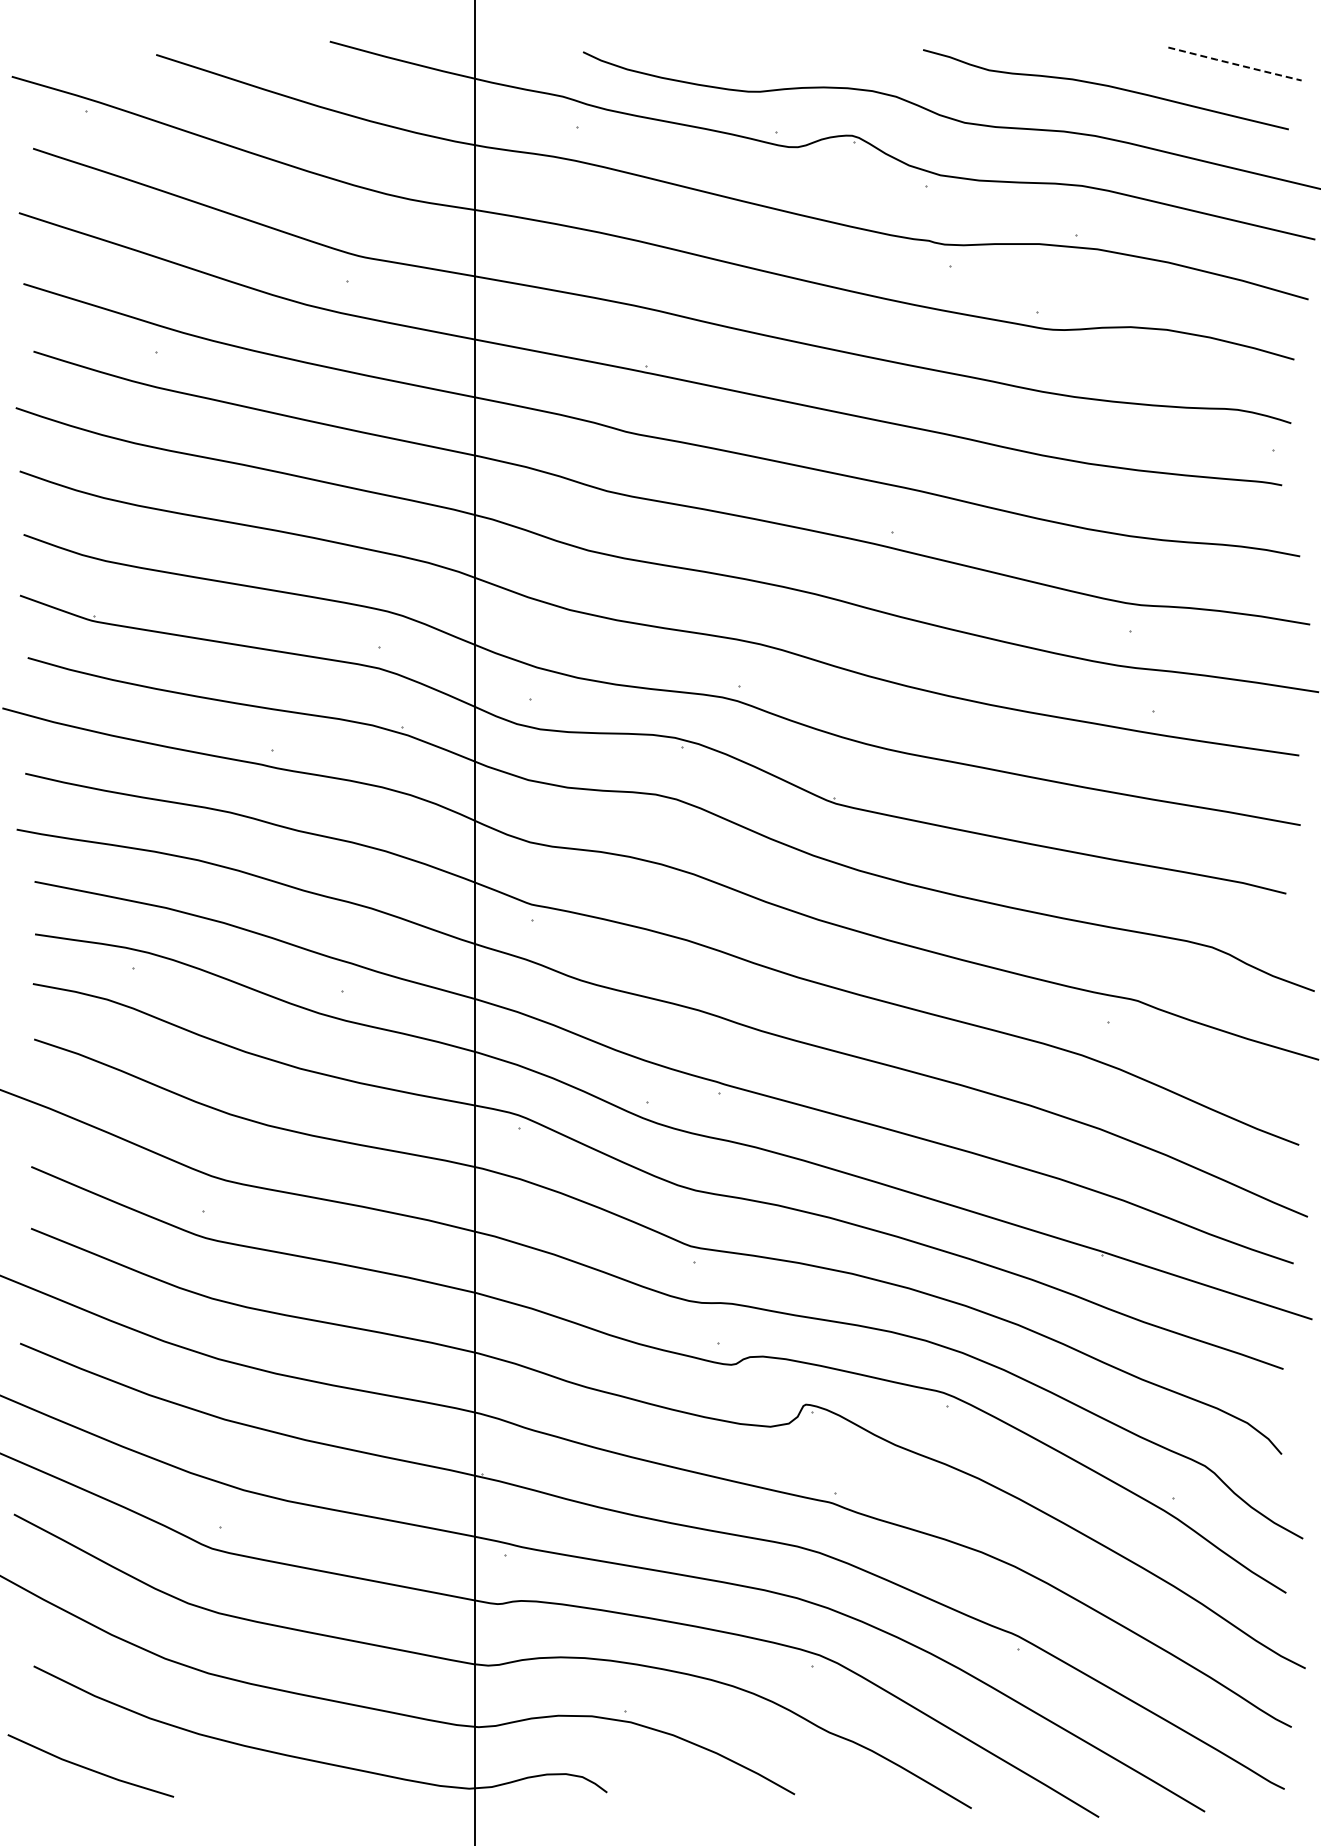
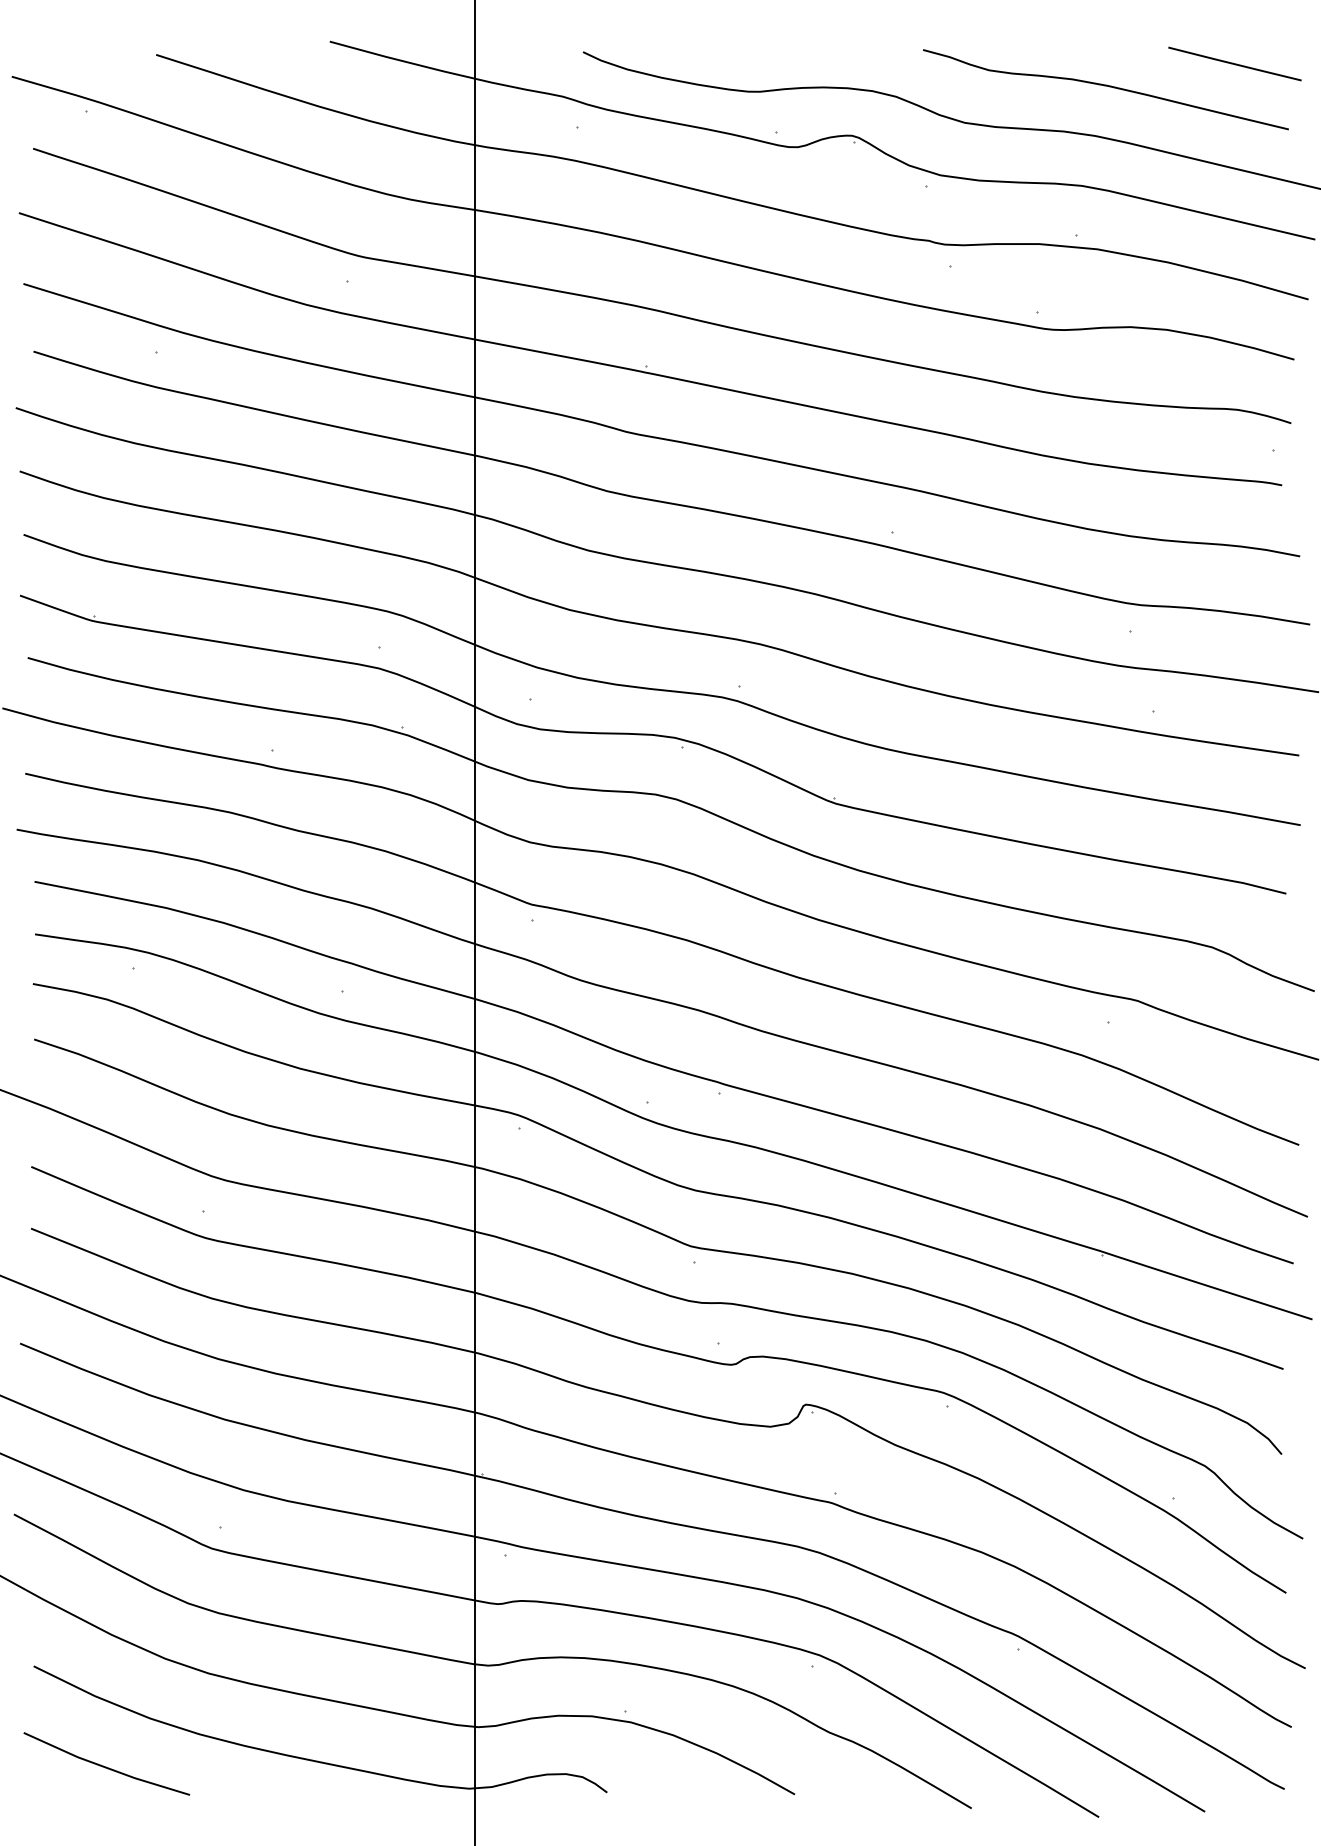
line: dashed -> solid (1235, 64)
line position: (90, 1768) -> (106, 1766) (106, 1766)
